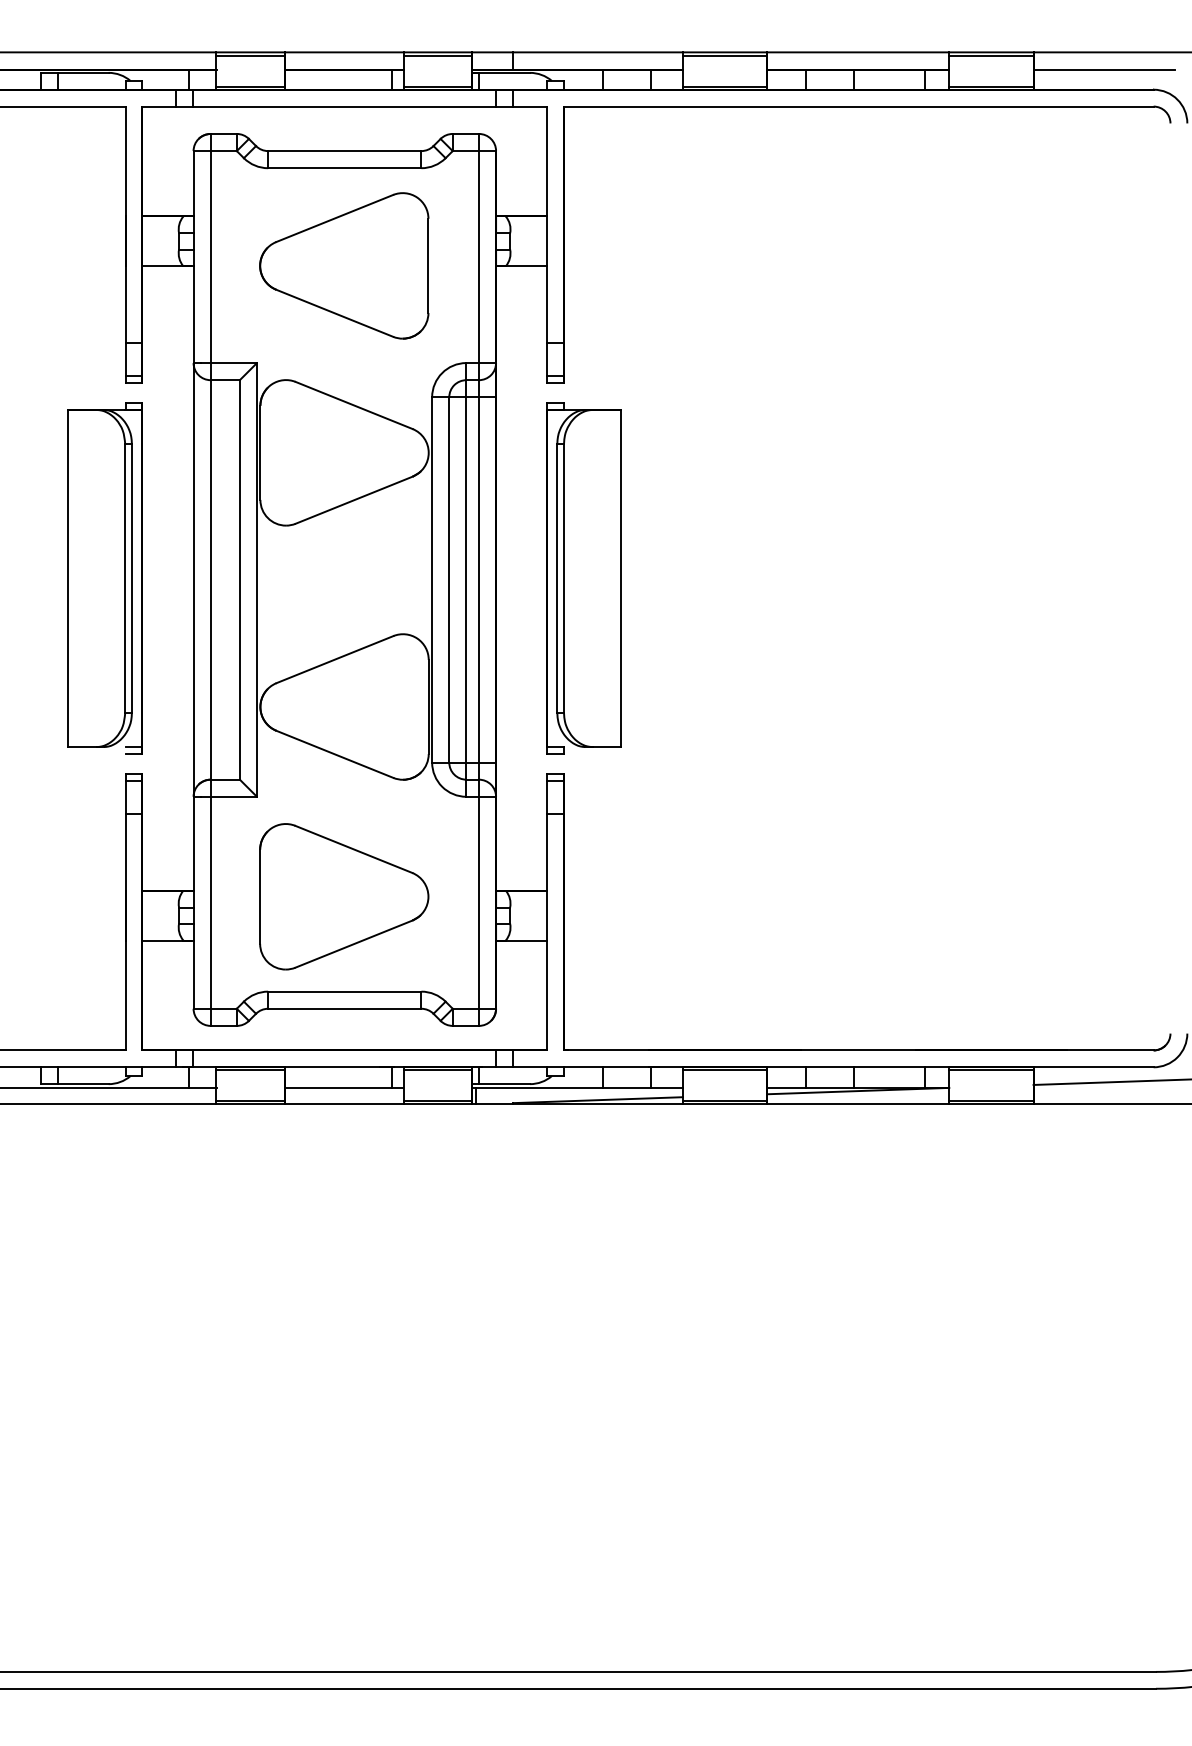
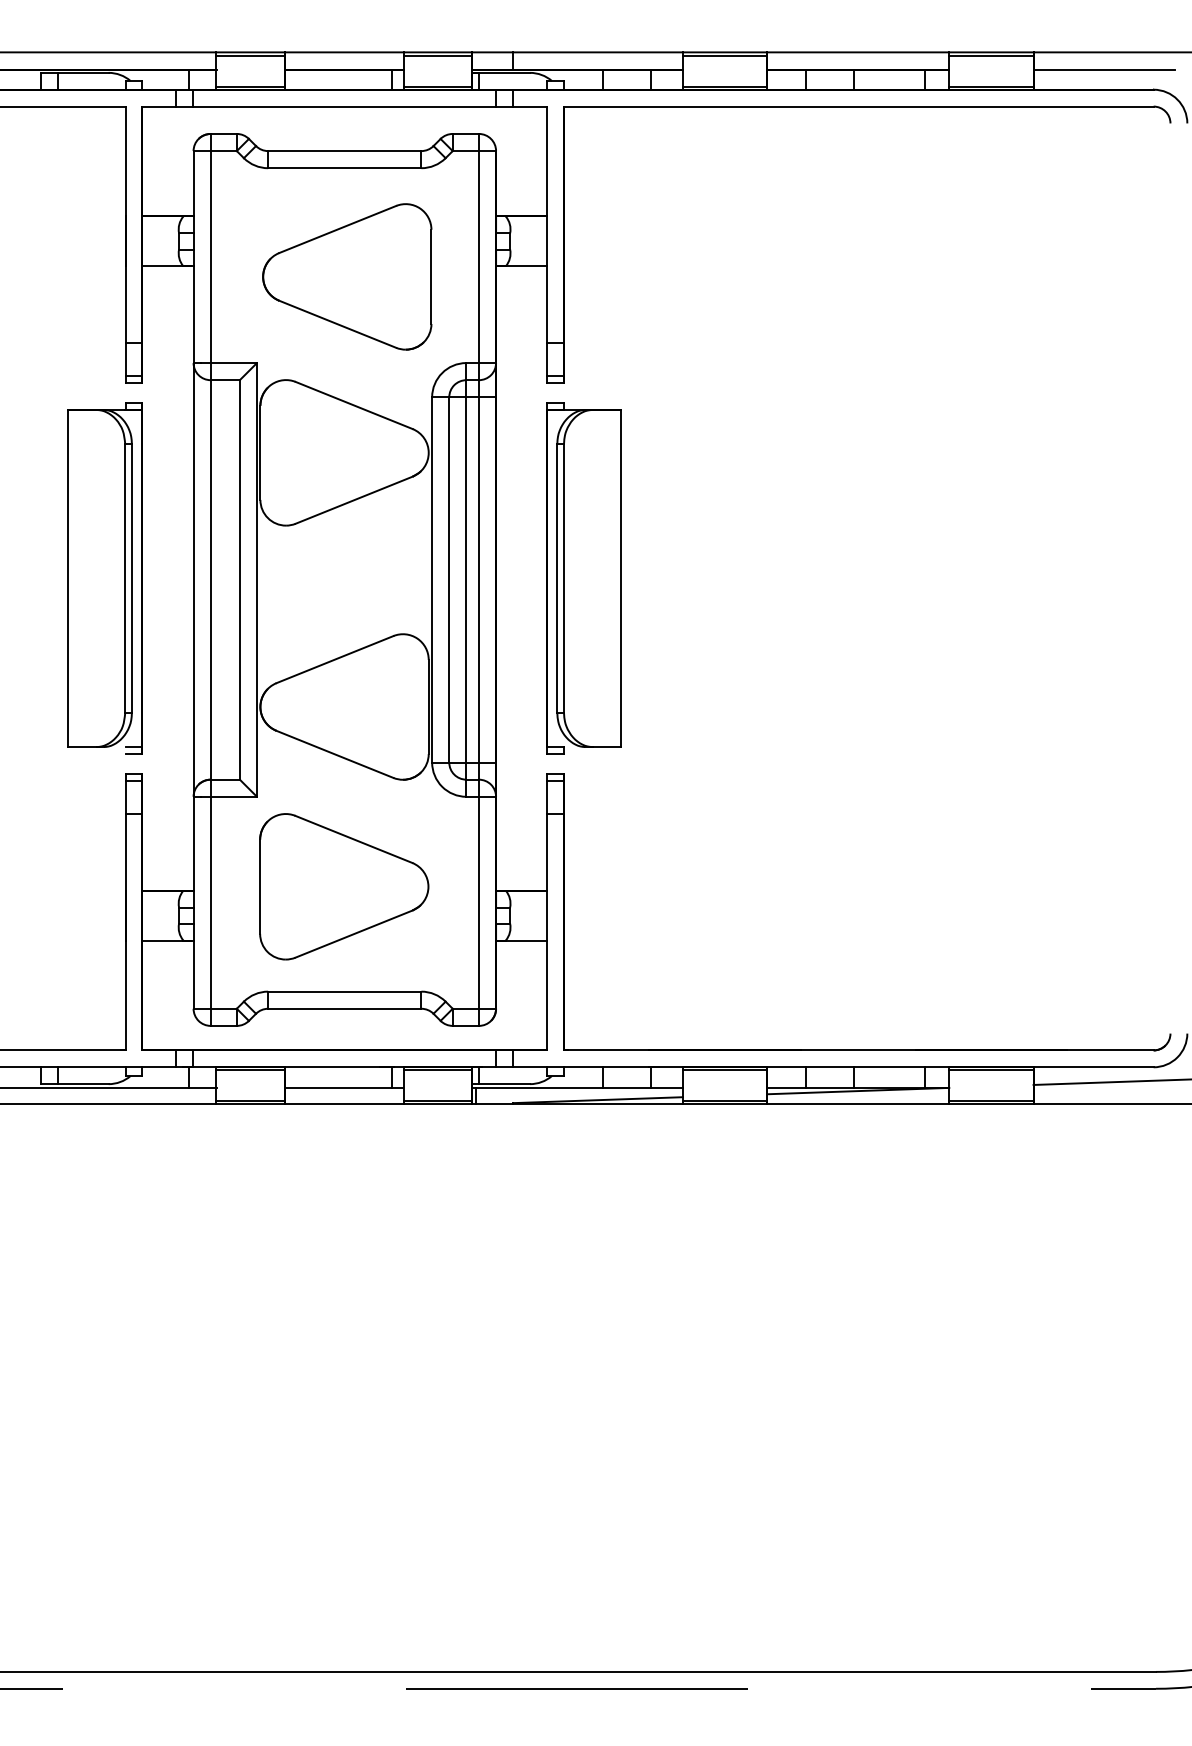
part position: (344, 265) -> (347, 276) (347, 276)
part position: (344, 896) -> (344, 886) (344, 886)
line: solid -> dashed (578, 1688)
